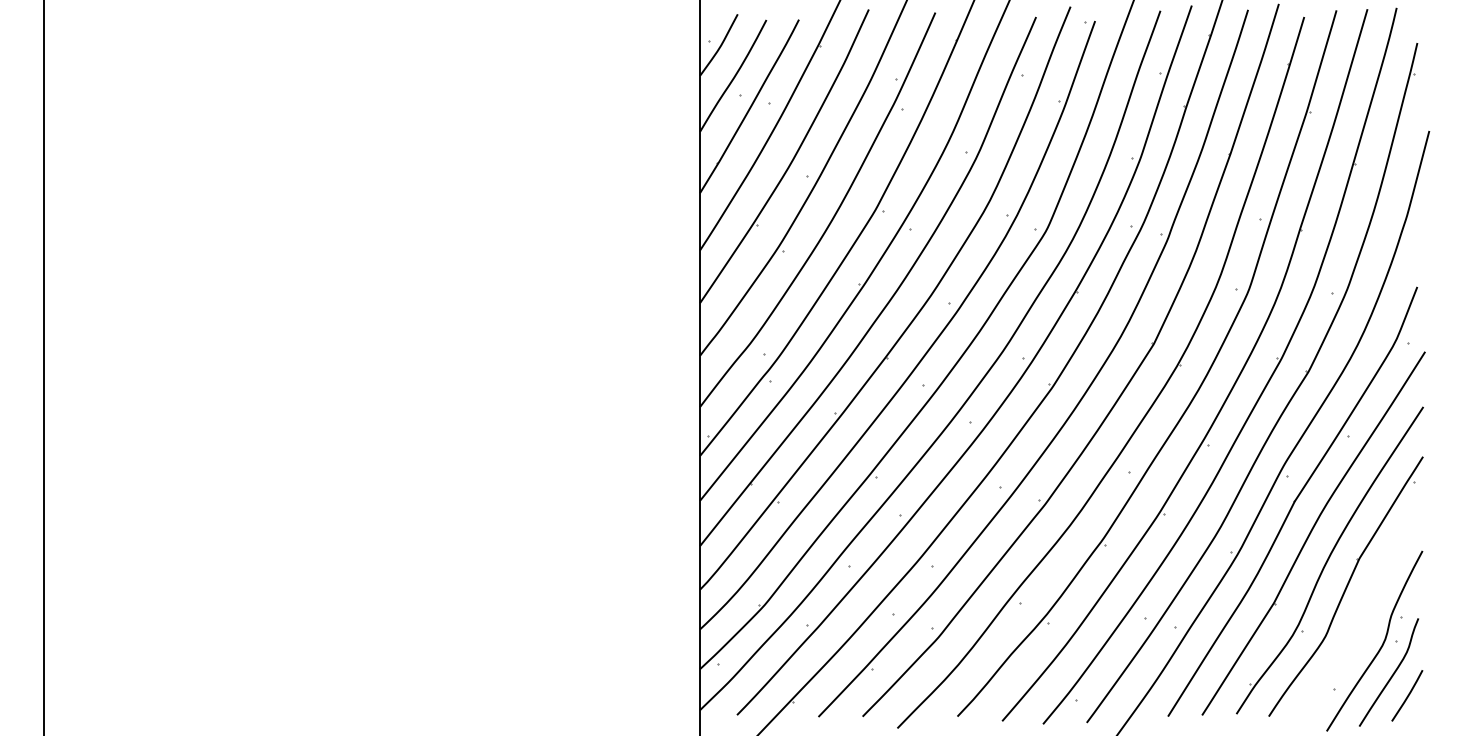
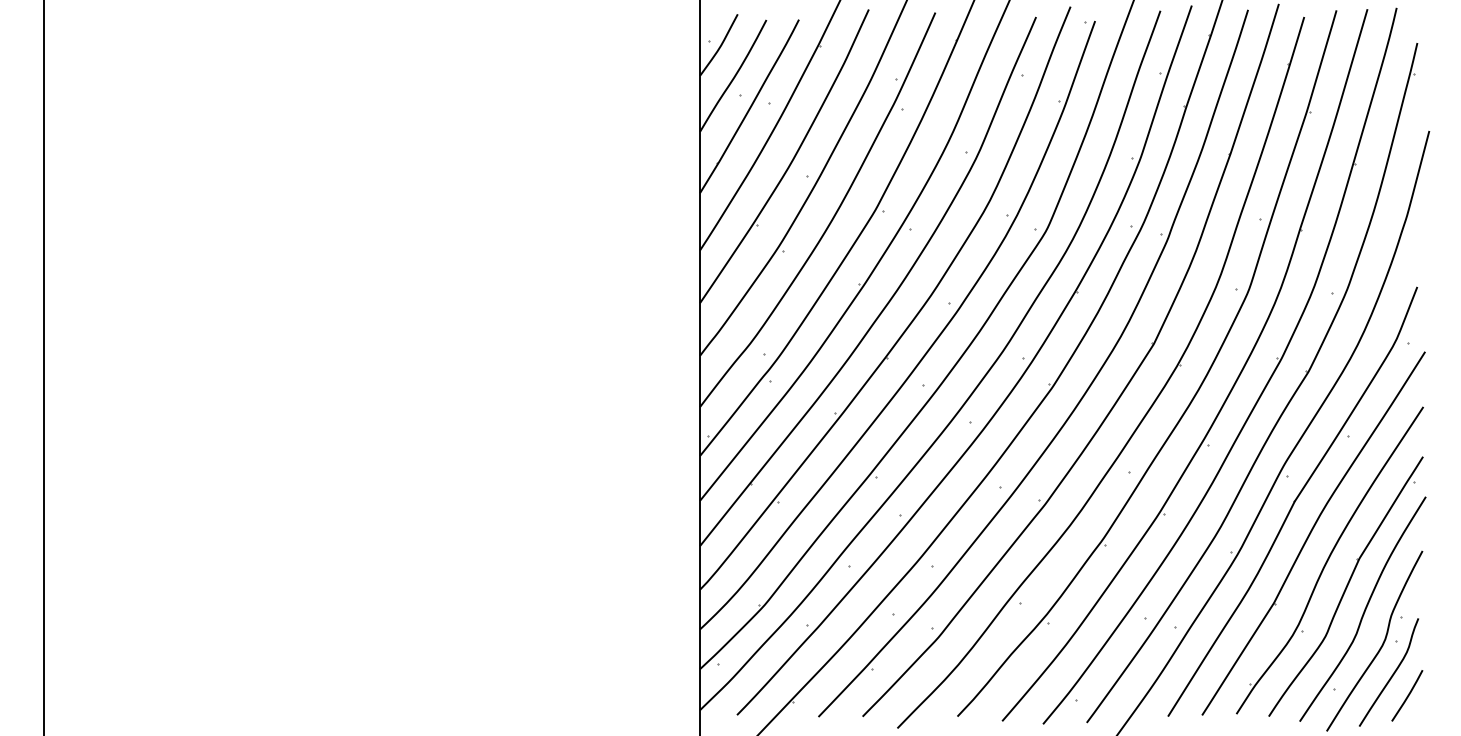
curve: none -> present (1364, 608)
